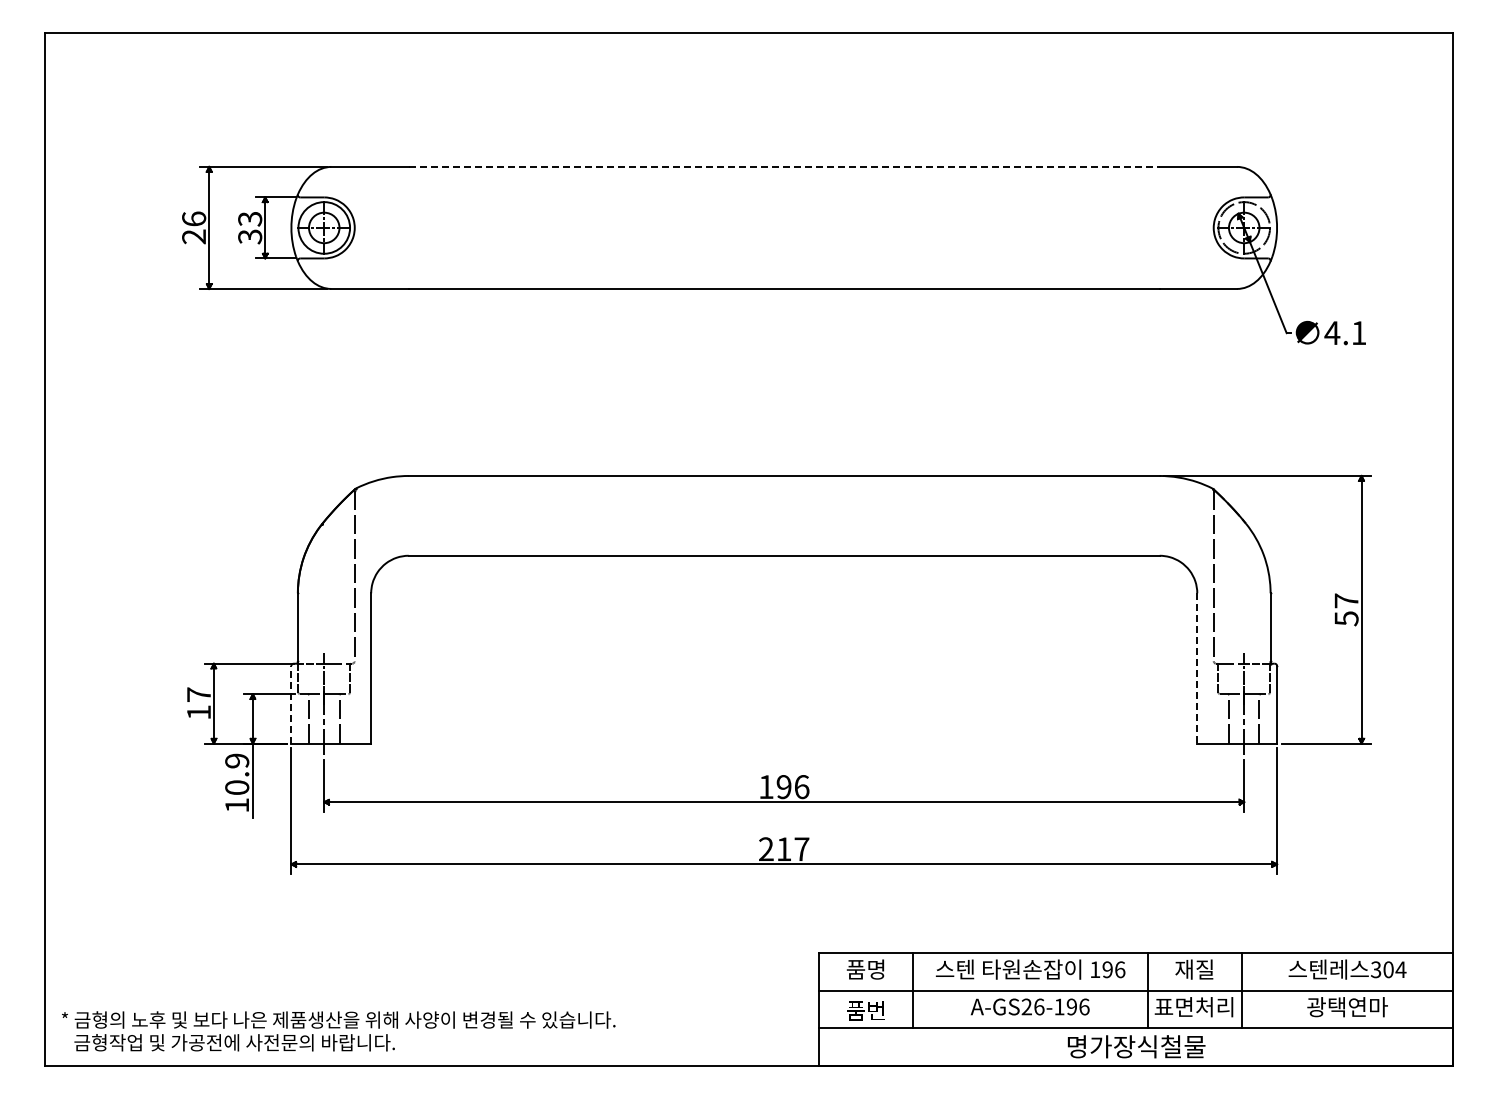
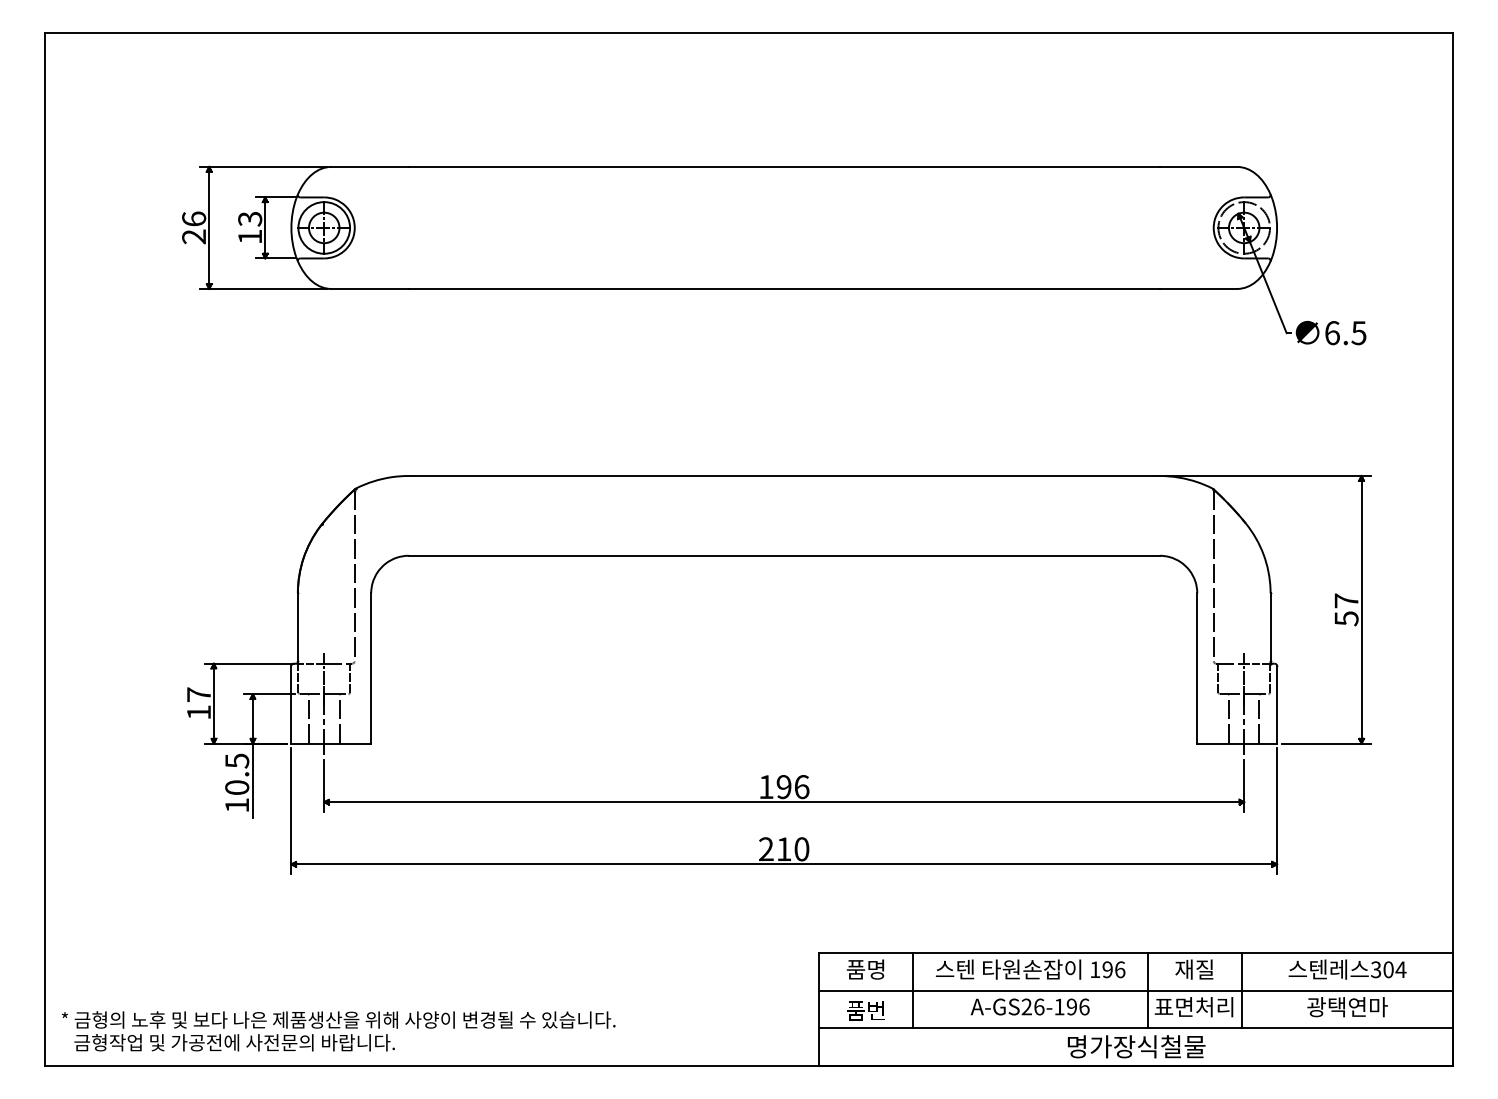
line: dashed -> solid (784, 166)
text: 33 -> 13 (250, 236)
text: 4.1 -> 6.5 (1345, 333)
line: dashed -> solid (1197, 668)
line: dashed -> solid (291, 704)
text: 10.9 -> 10.5 (237, 760)
text: 217 -> 210 (801, 849)
